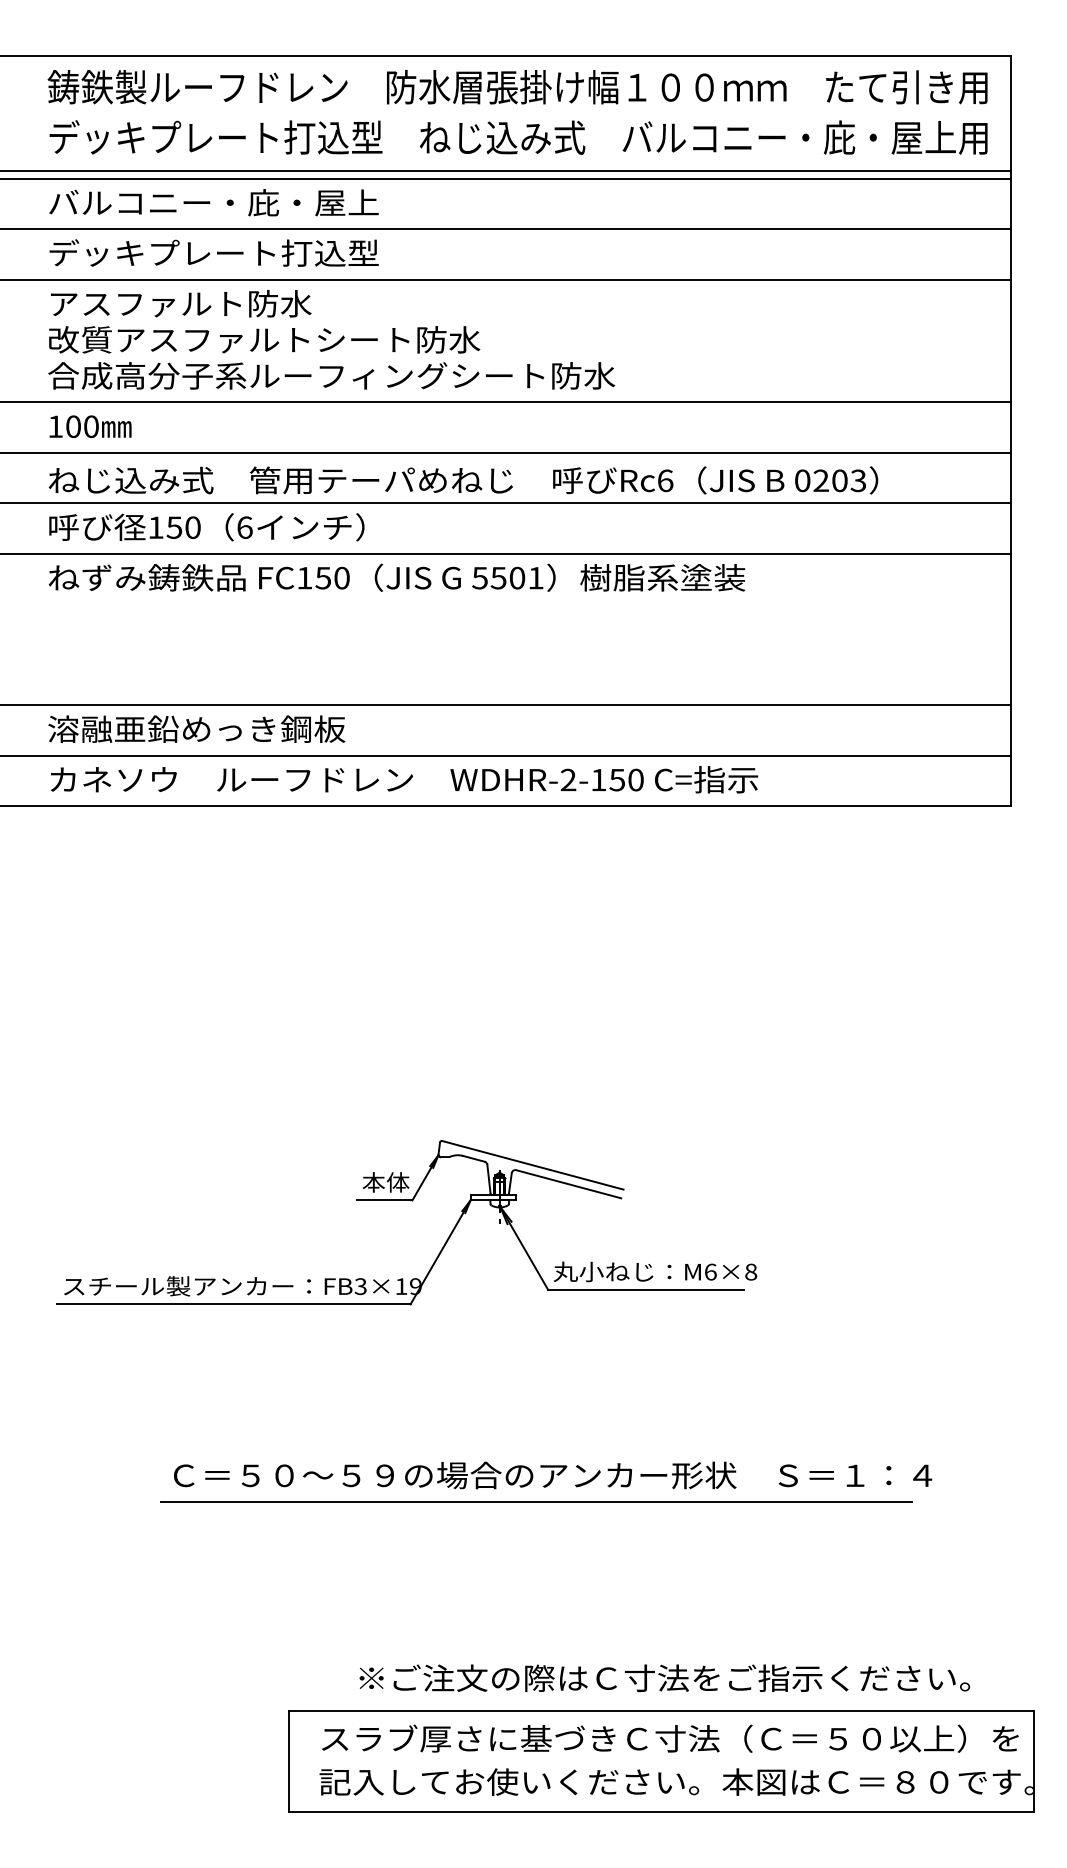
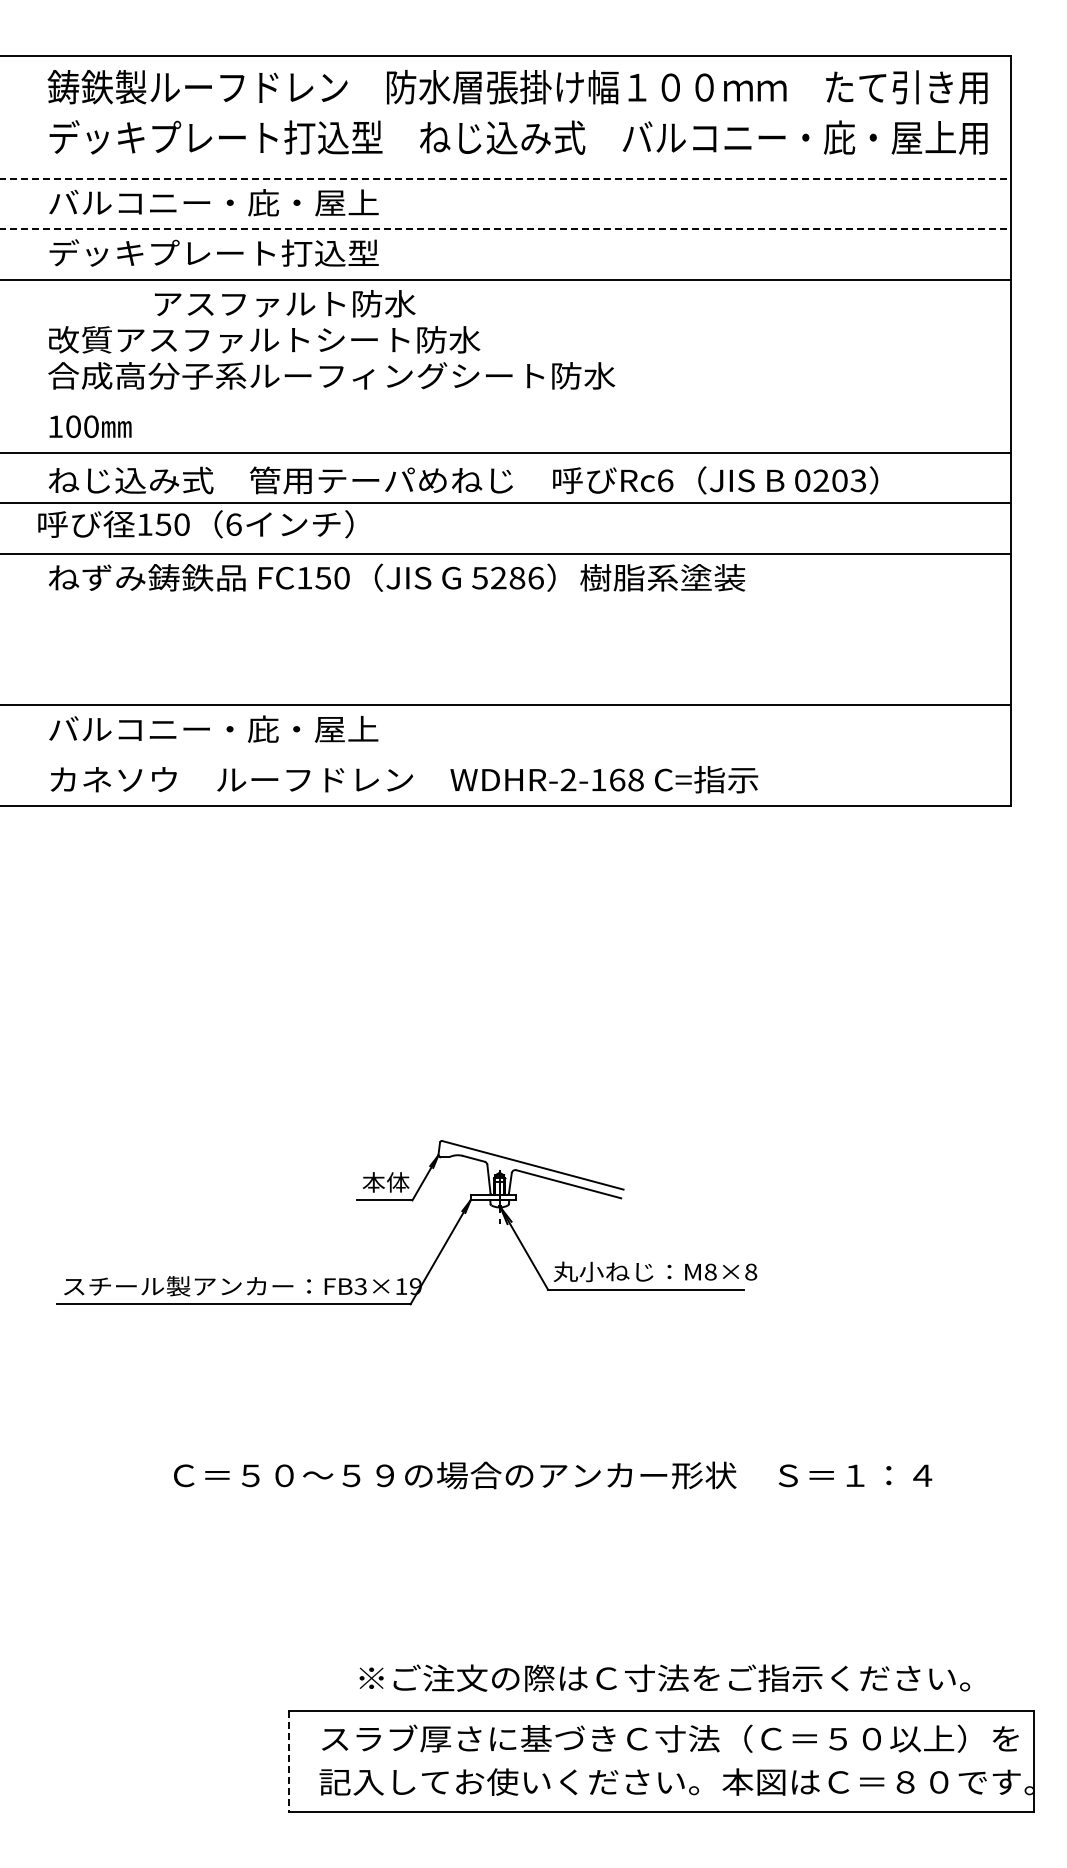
line: present -> none (506, 171)
line: solid -> dashed (506, 178)
line: solid -> dashed (506, 229)
text position: (181, 303) -> (285, 303) (285, 303)
line: present -> none (506, 402)
text position: (206, 527) -> (195, 524) (195, 524)
text: 5501 -> 5286 (516, 577)
text: 溶融亜鉛めっき鋼板 -> バルコニー・庇・屋上 (213, 728)
line: present -> none (506, 755)
text: WDHR-2-150 -> WDHR-2-168 (626, 779)
text: M6×8 -> M8×8 (710, 1271)
line: present -> none (536, 1501)
line: solid -> dashed (288, 1761)
